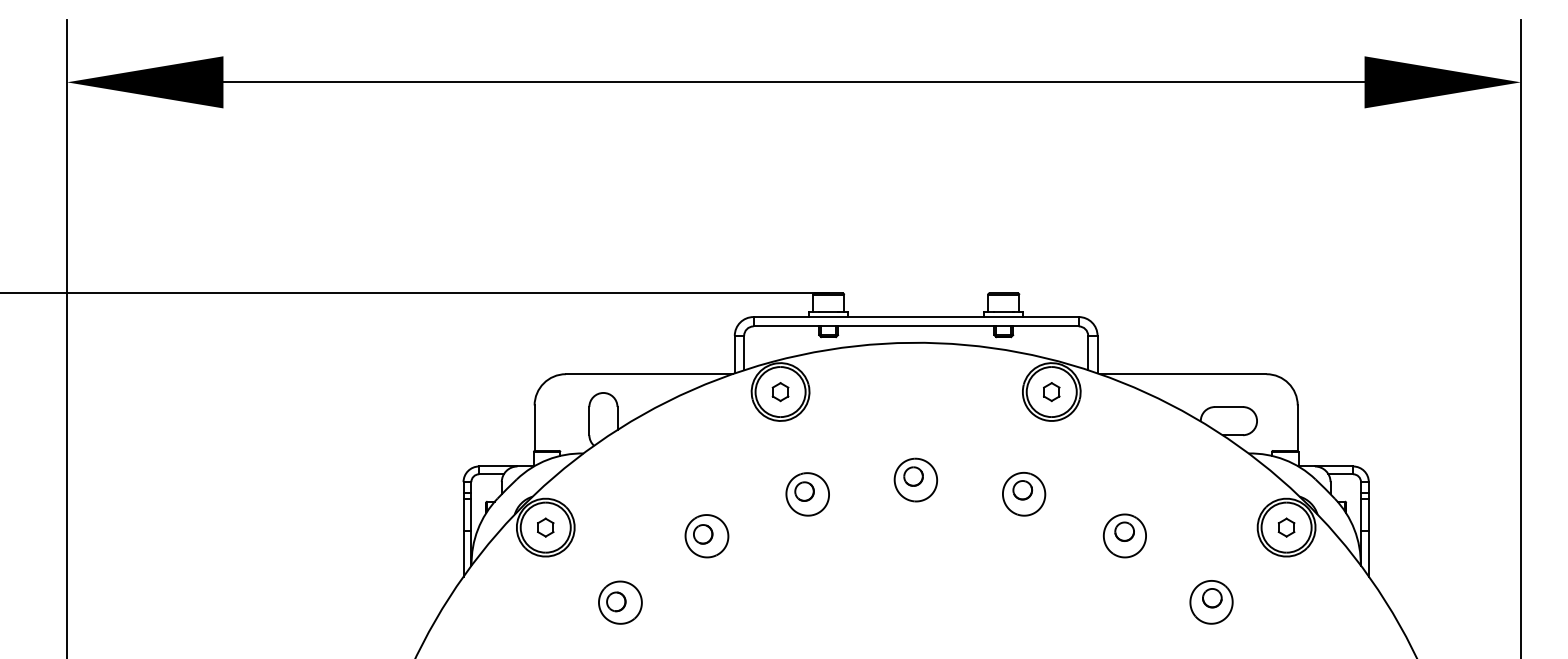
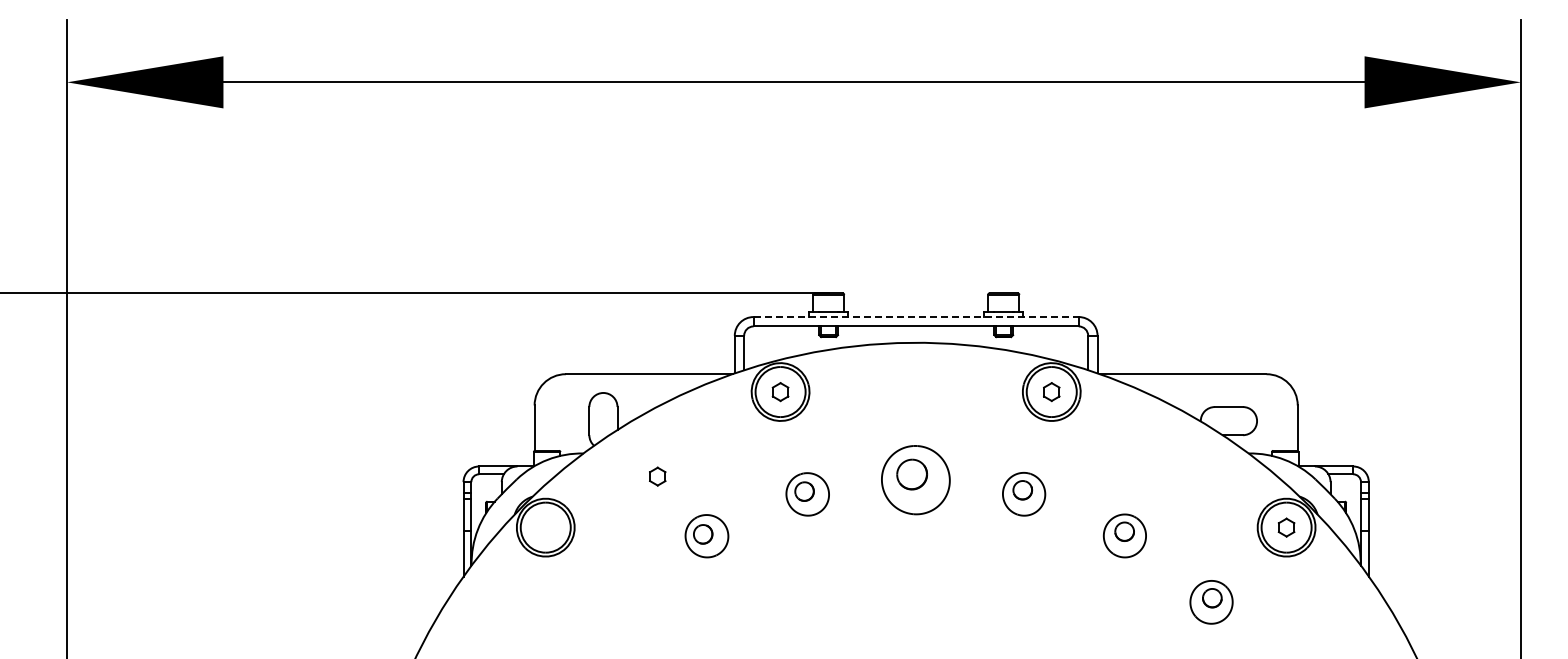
line: solid -> dashed (916, 317)
part size: 46x46 px -> 70x71 px (915, 480)
part position: (545, 527) -> (657, 476) (657, 476)
part: present -> none (620, 602)
